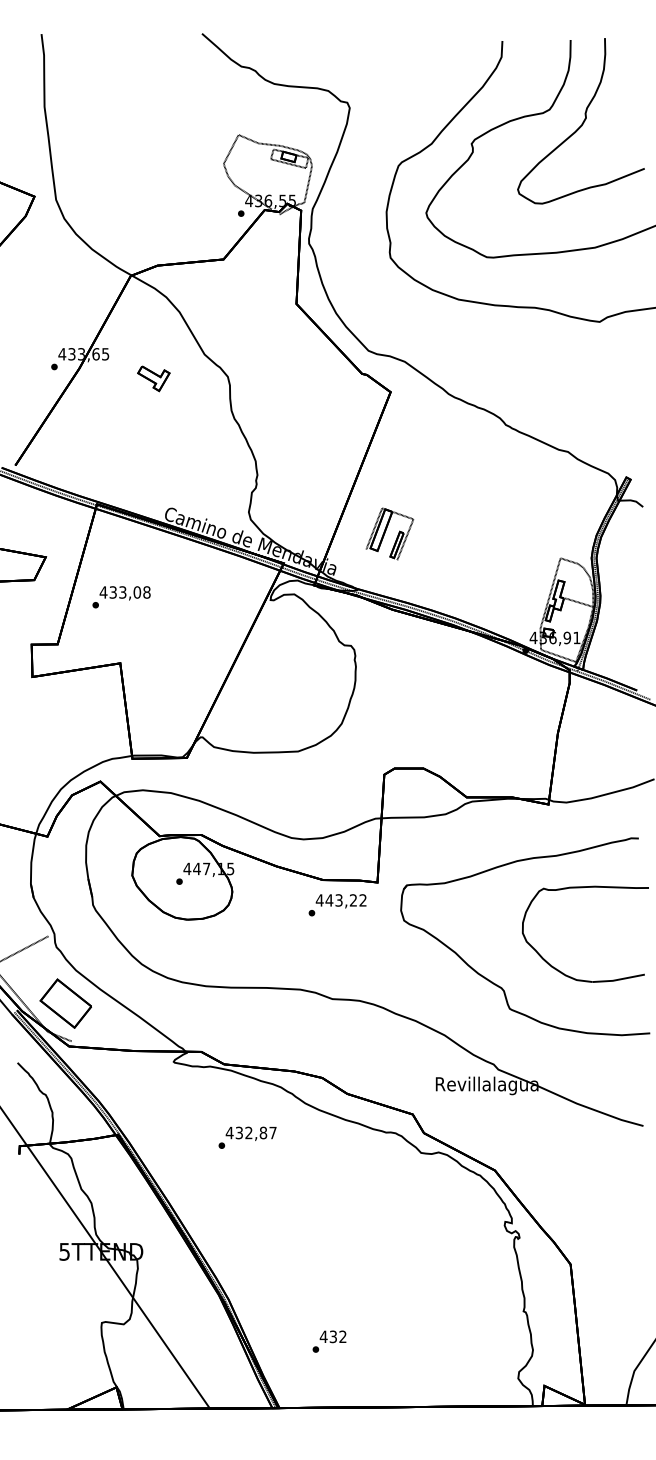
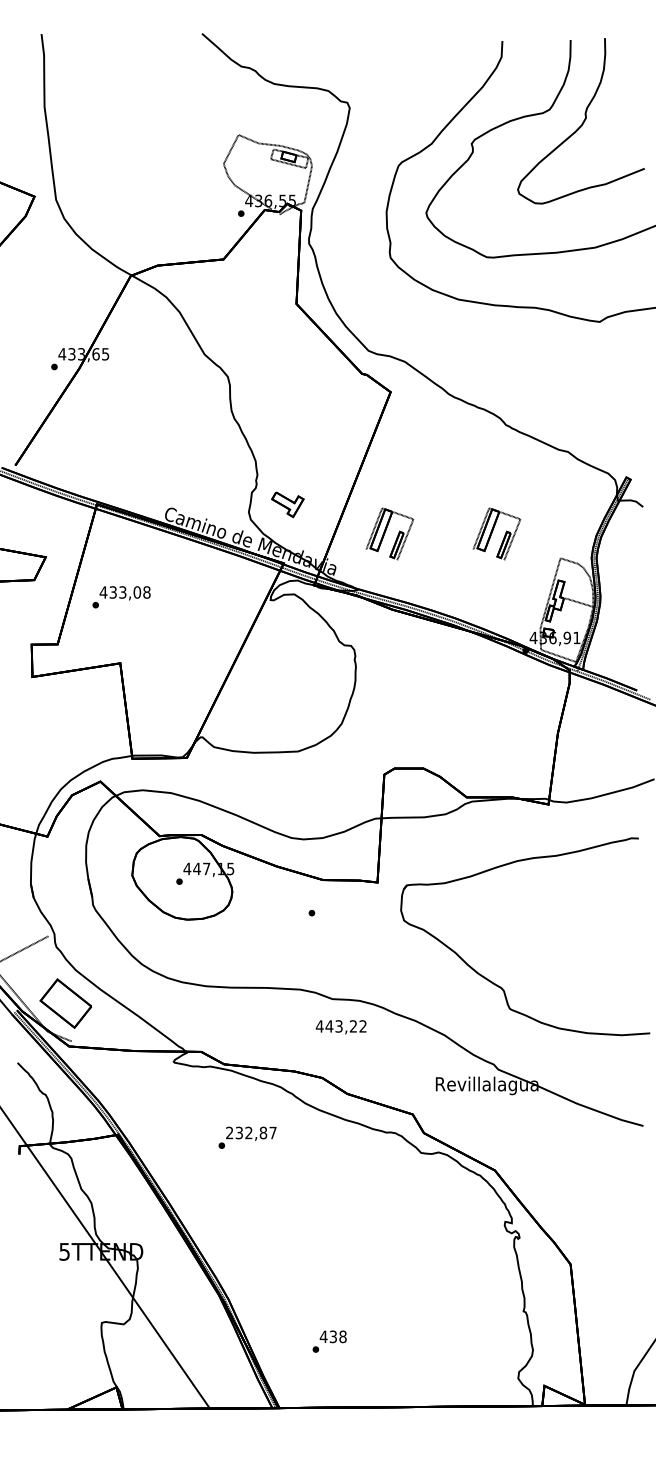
part position: (153, 378) -> (287, 504) (287, 504)
part: none -> present (496, 533)
text position: (340, 901) -> (340, 1027) (340, 1027)
part: present -> none (563, 972)
text: 432,87 -> 232,87 (229, 1132)
text: 432 -> 438 (342, 1336)
